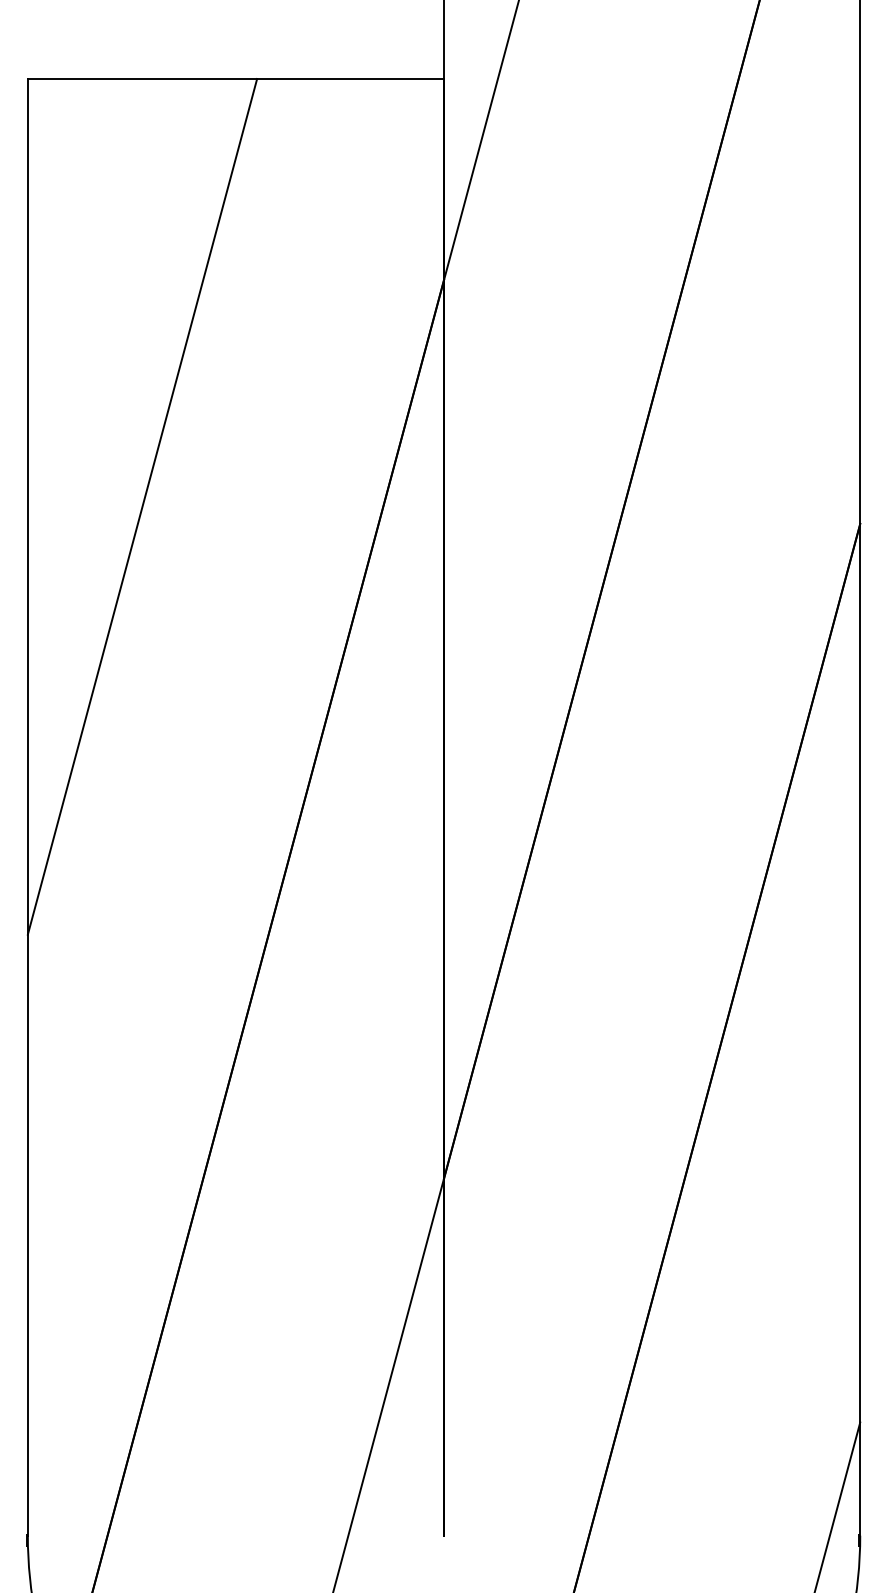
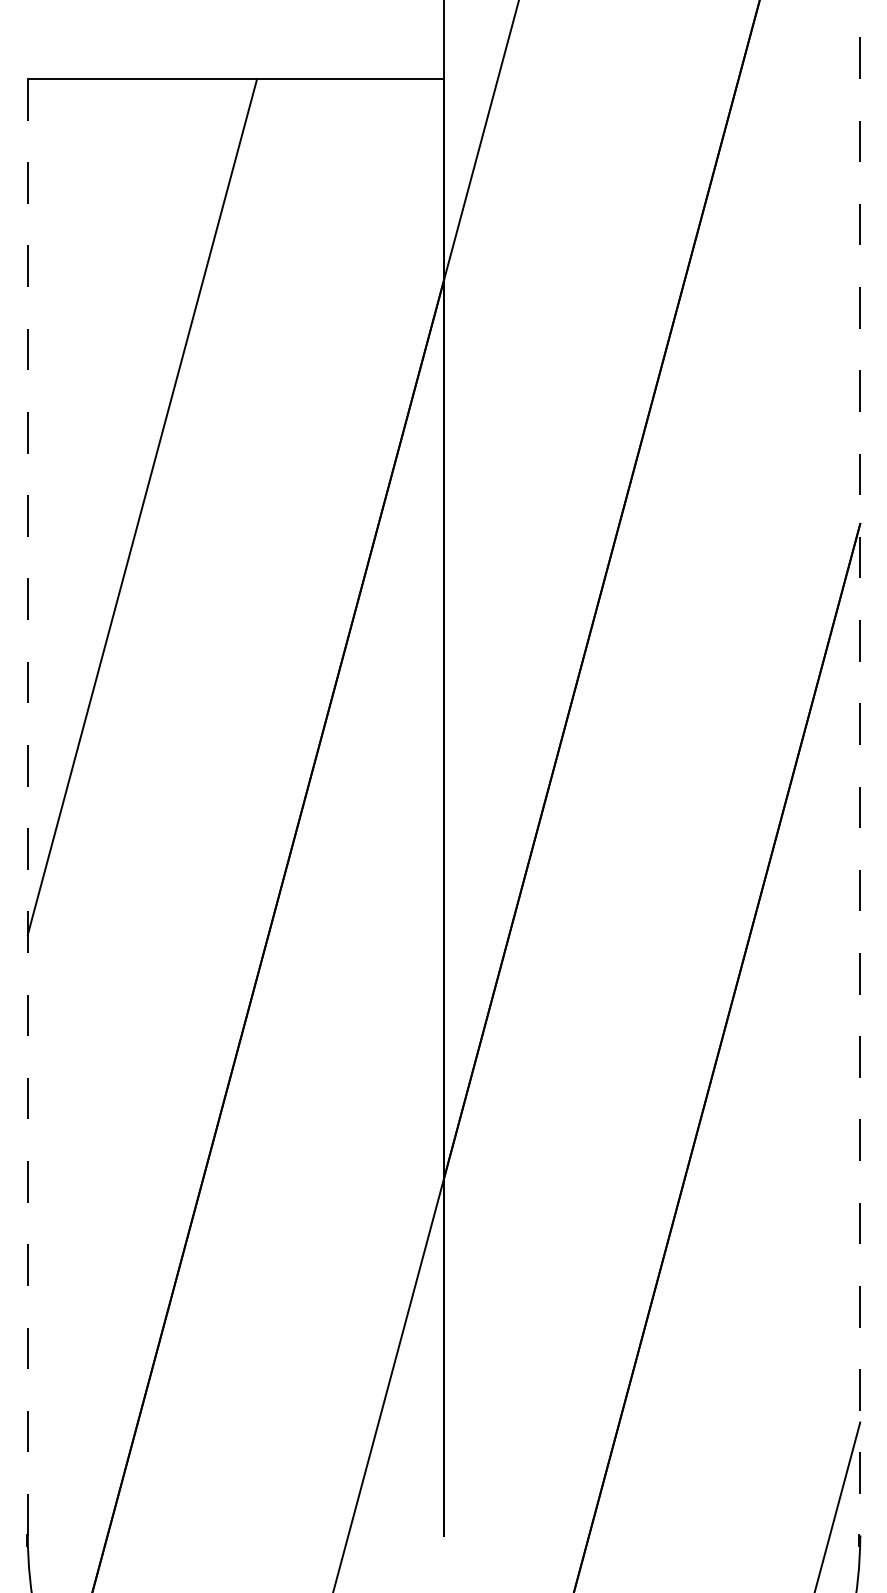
line: solid -> dashed (860, 768)
line: solid -> dashed (27, 806)
